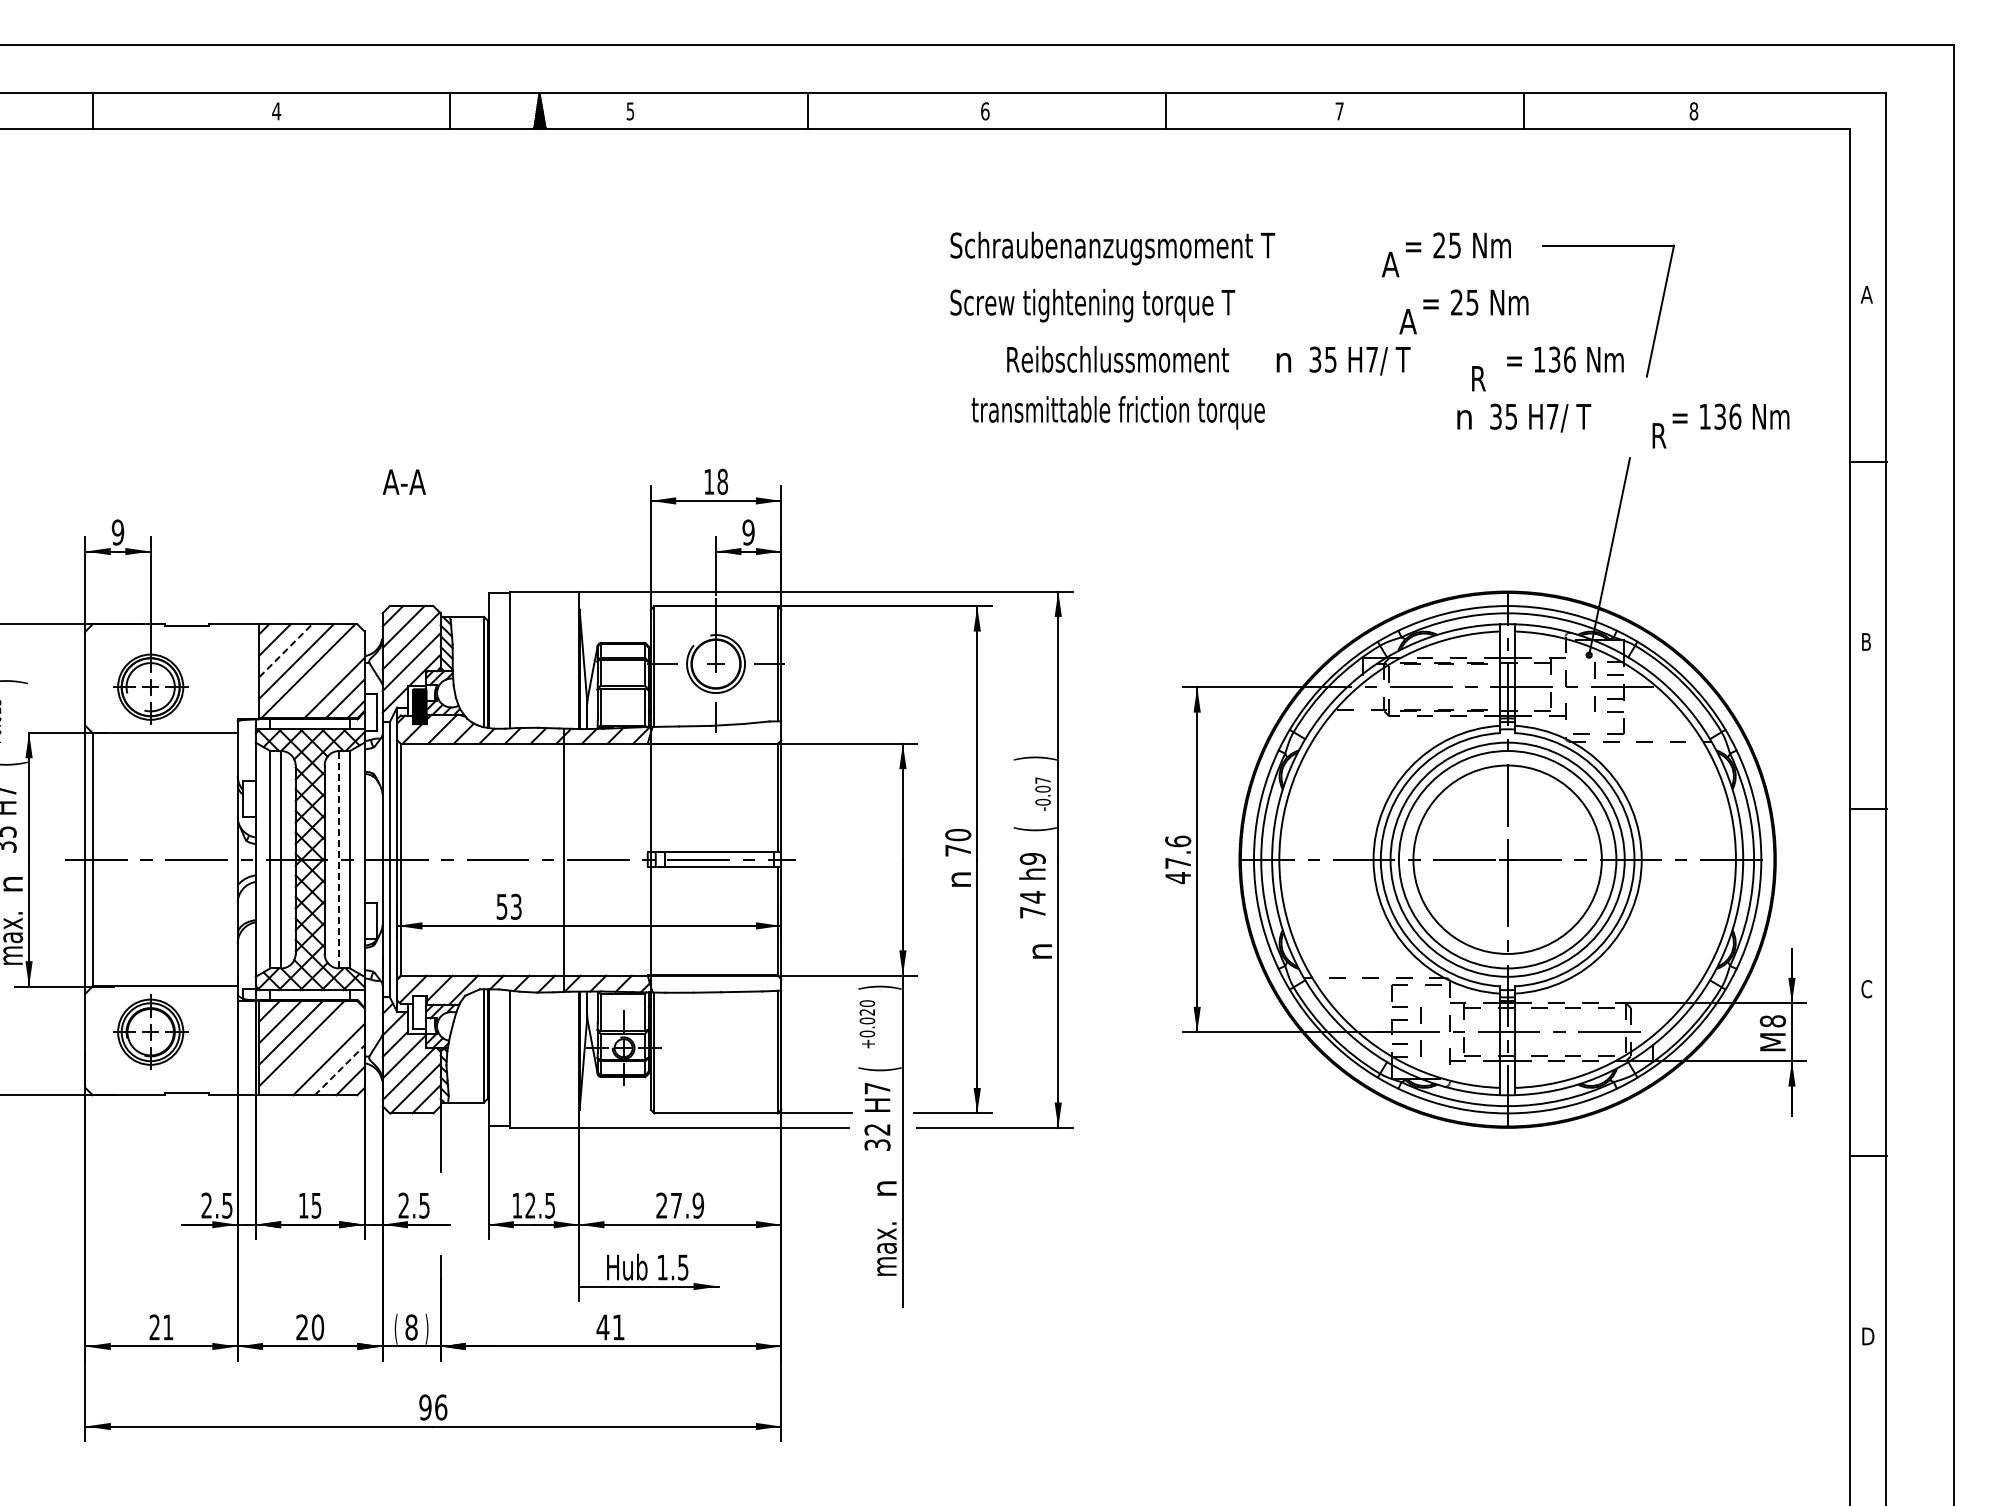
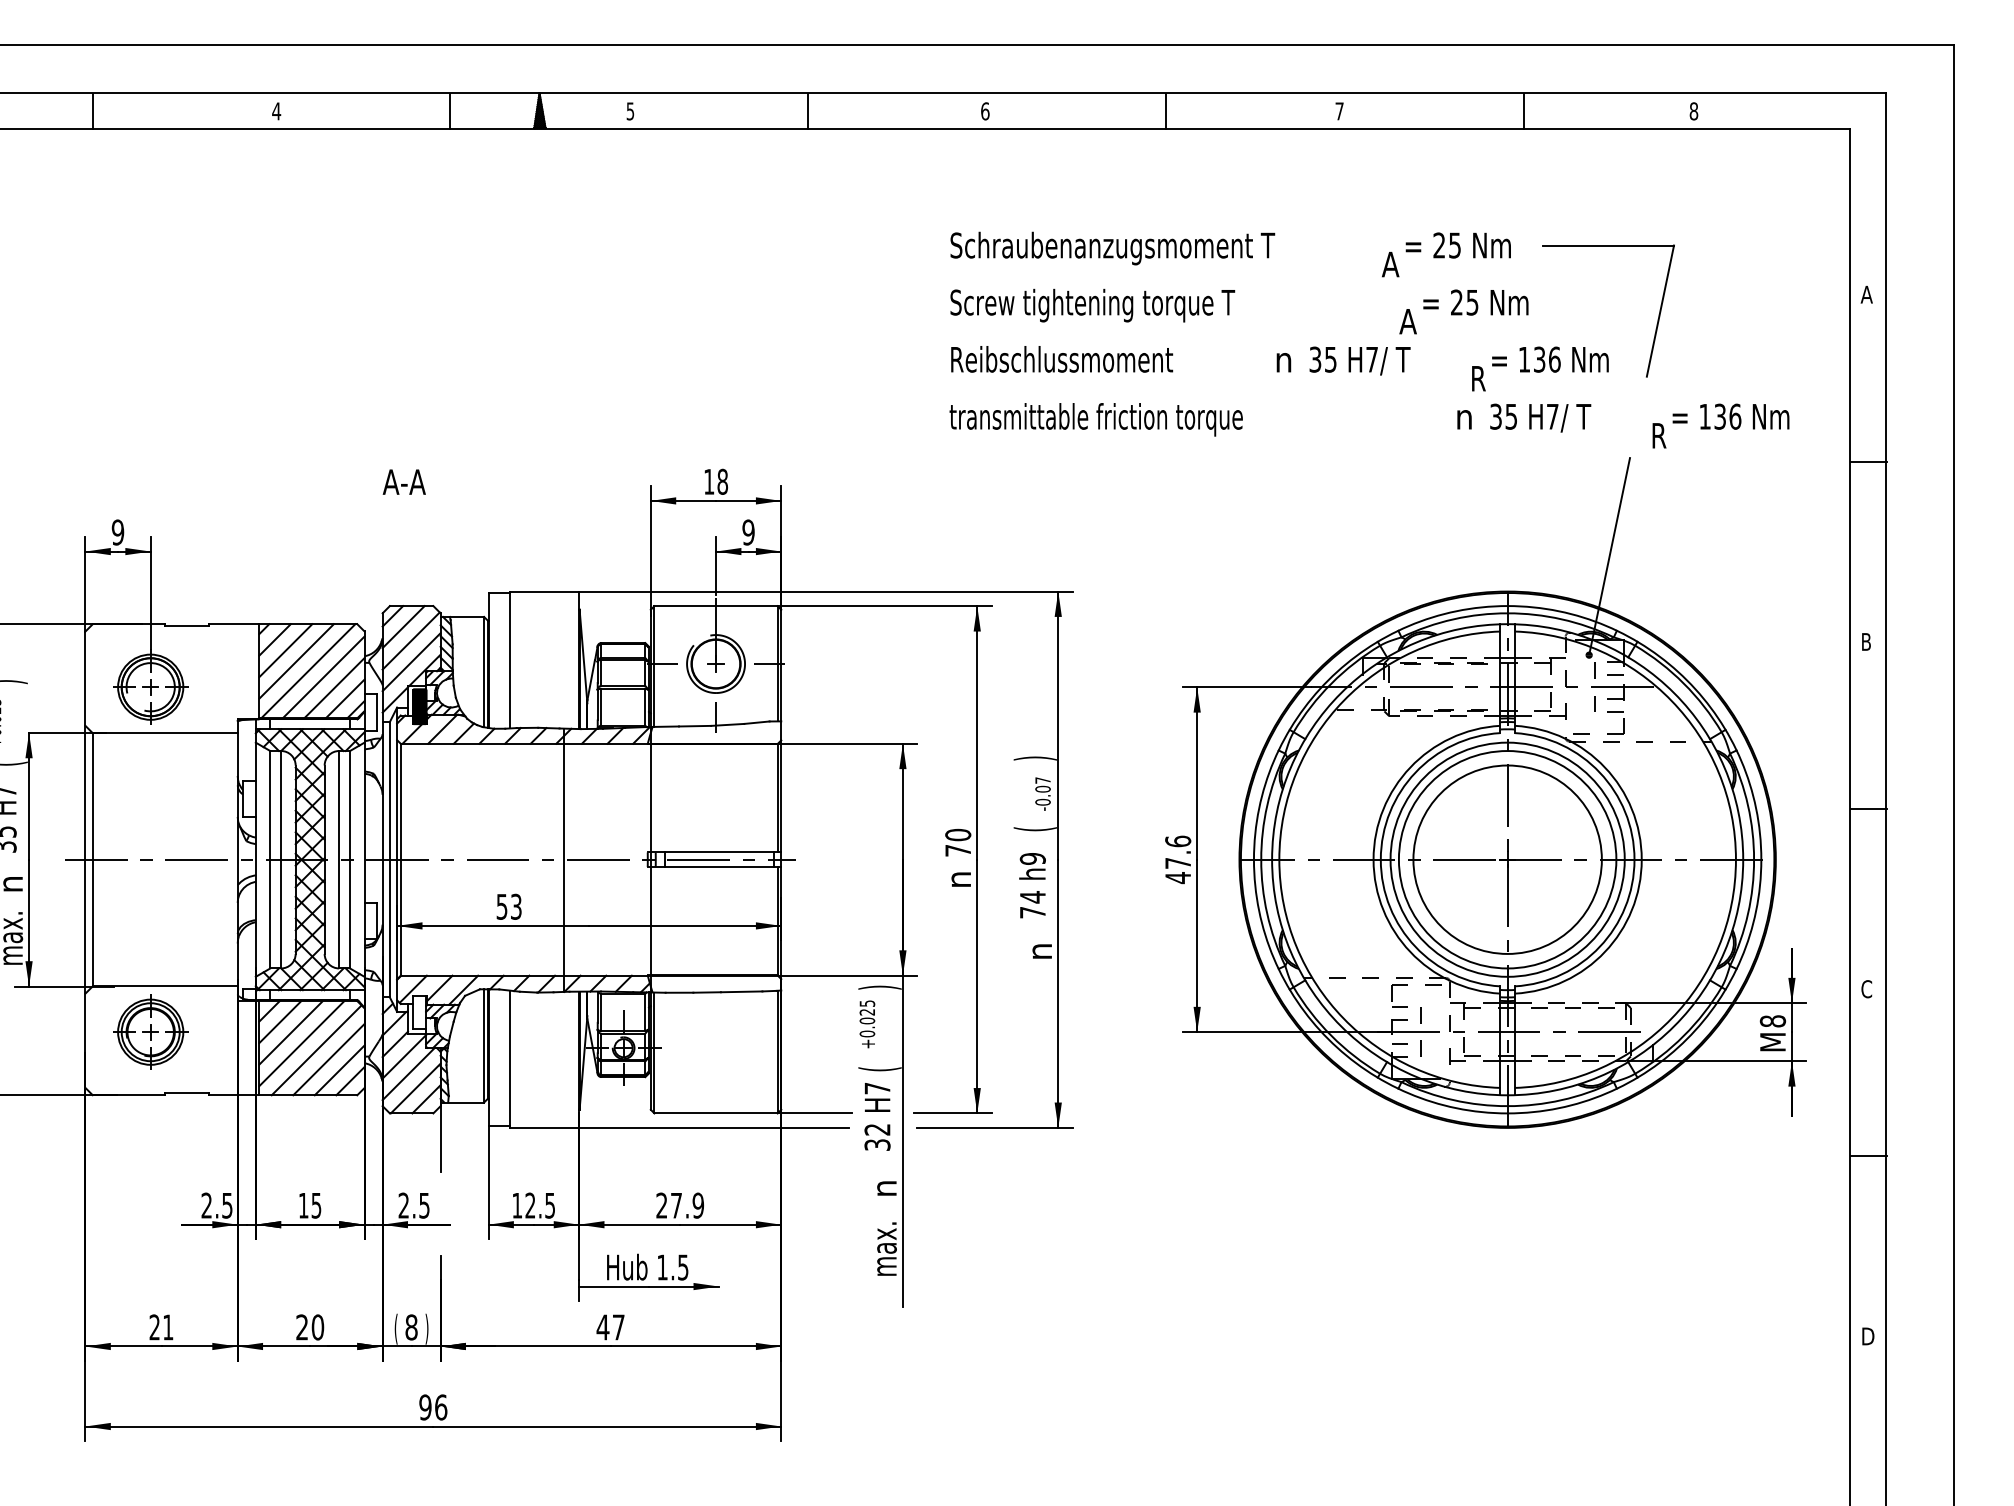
text position: (1118, 359) -> (1062, 359) (1062, 359)
text position: (1565, 359) -> (1550, 359) (1550, 359)
text position: (1117, 412) -> (1095, 419) (1095, 419)
line: dashed -> solid (286, 650)
line: none -> present (323, 677)
line: dashed -> solid (339, 859)
text: +0.020 -> +0.025 (867, 1003)
line: none -> present (316, 1050)
line: dashed -> solid (340, 1070)
text: 41 -> 47 (618, 1327)
